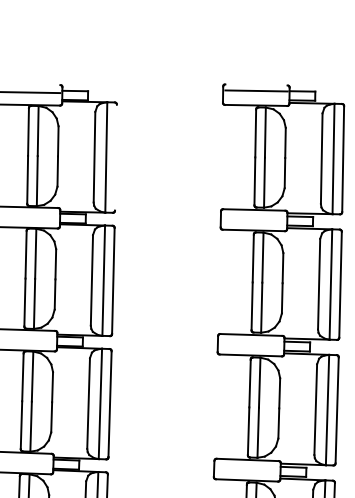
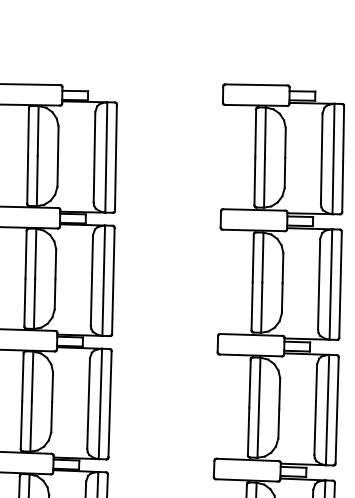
line position: (256, 90) -> (256, 84) (256, 84)
line position: (31, 92) -> (31, 84) (31, 84)
line: none -> present (115, 157)
